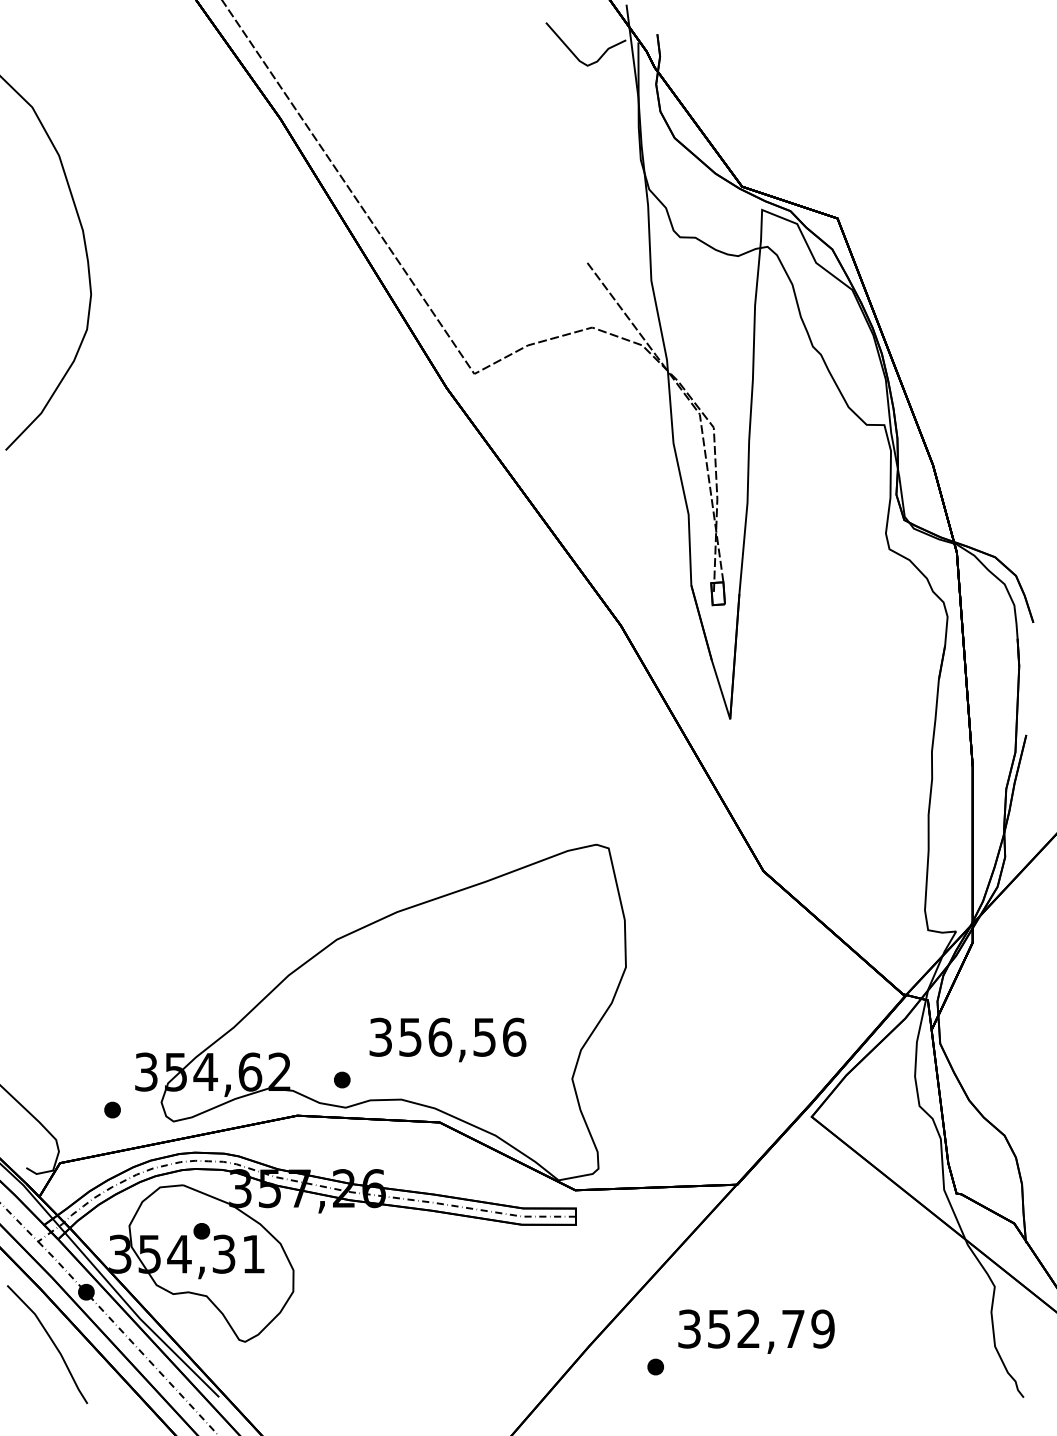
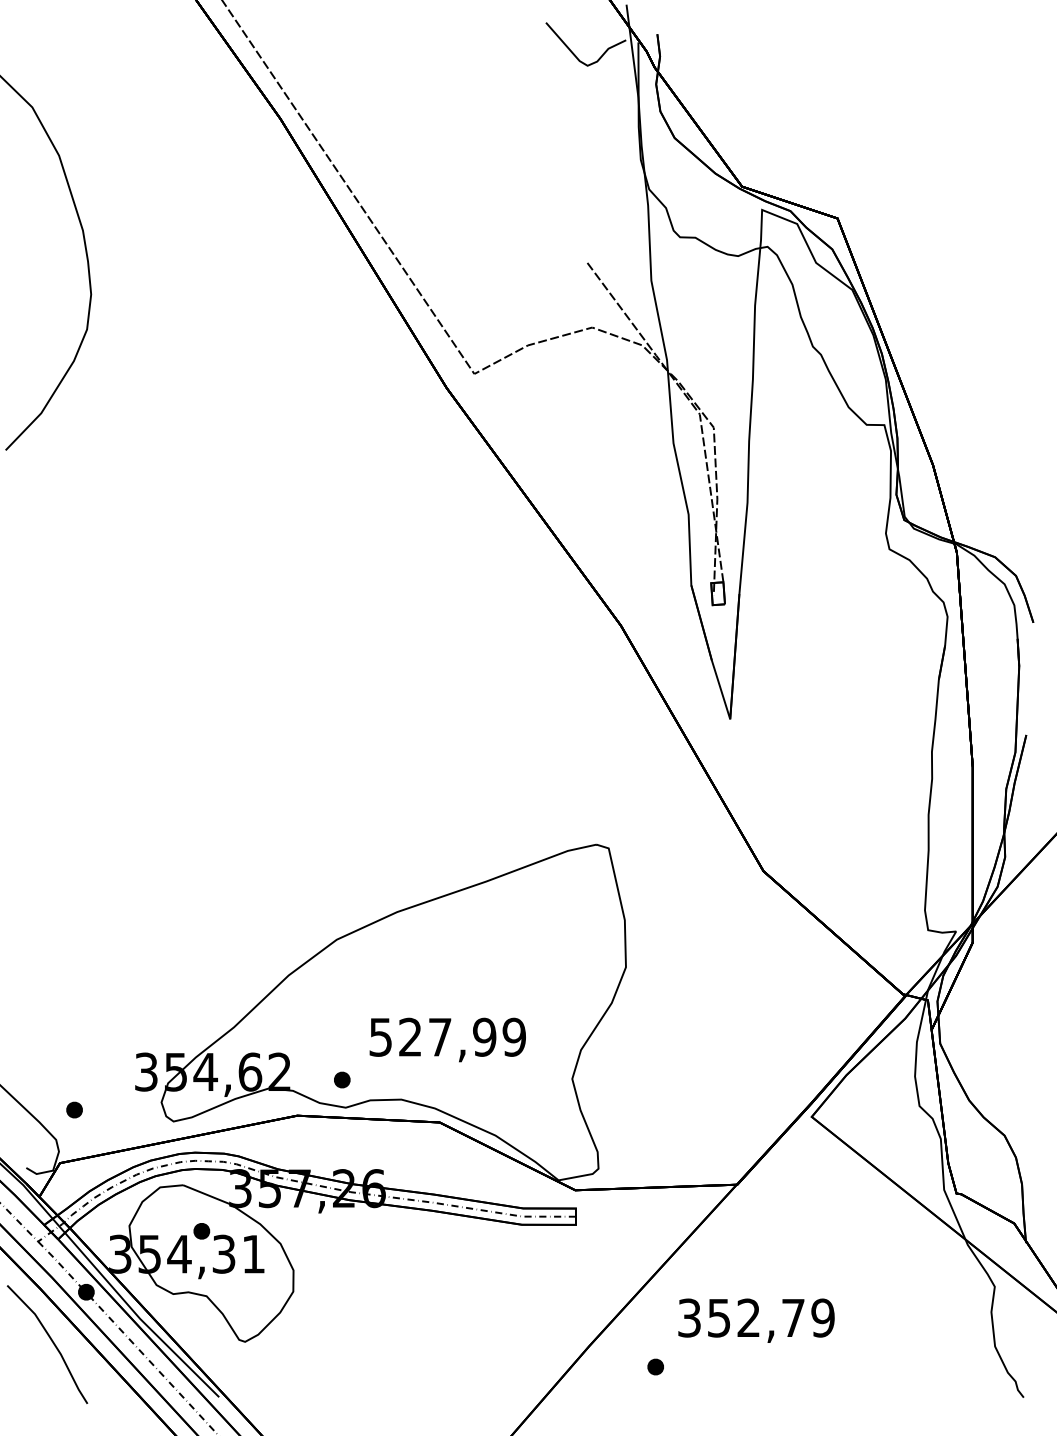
text: 356,56 -> 527,99 (448, 1036)
part position: (112, 1109) -> (74, 1109) (74, 1109)
text position: (756, 1331) -> (756, 1320) (756, 1320)
